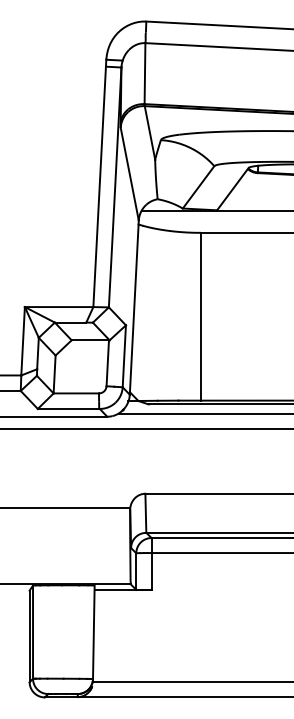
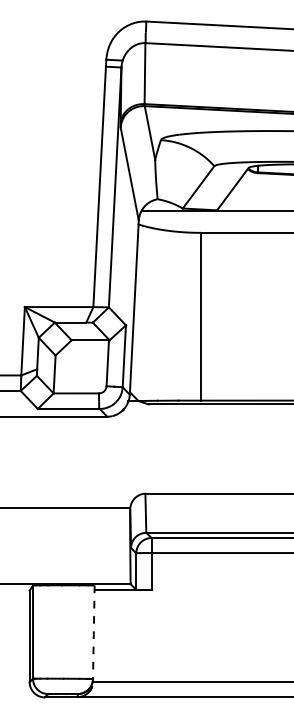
line: present -> none (204, 413)
line: present -> none (146, 428)
line: solid -> dashed (93, 634)
